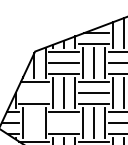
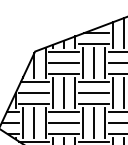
line: none -> present (34, 93)
line: none -> present (34, 122)
line: none -> present (64, 122)
